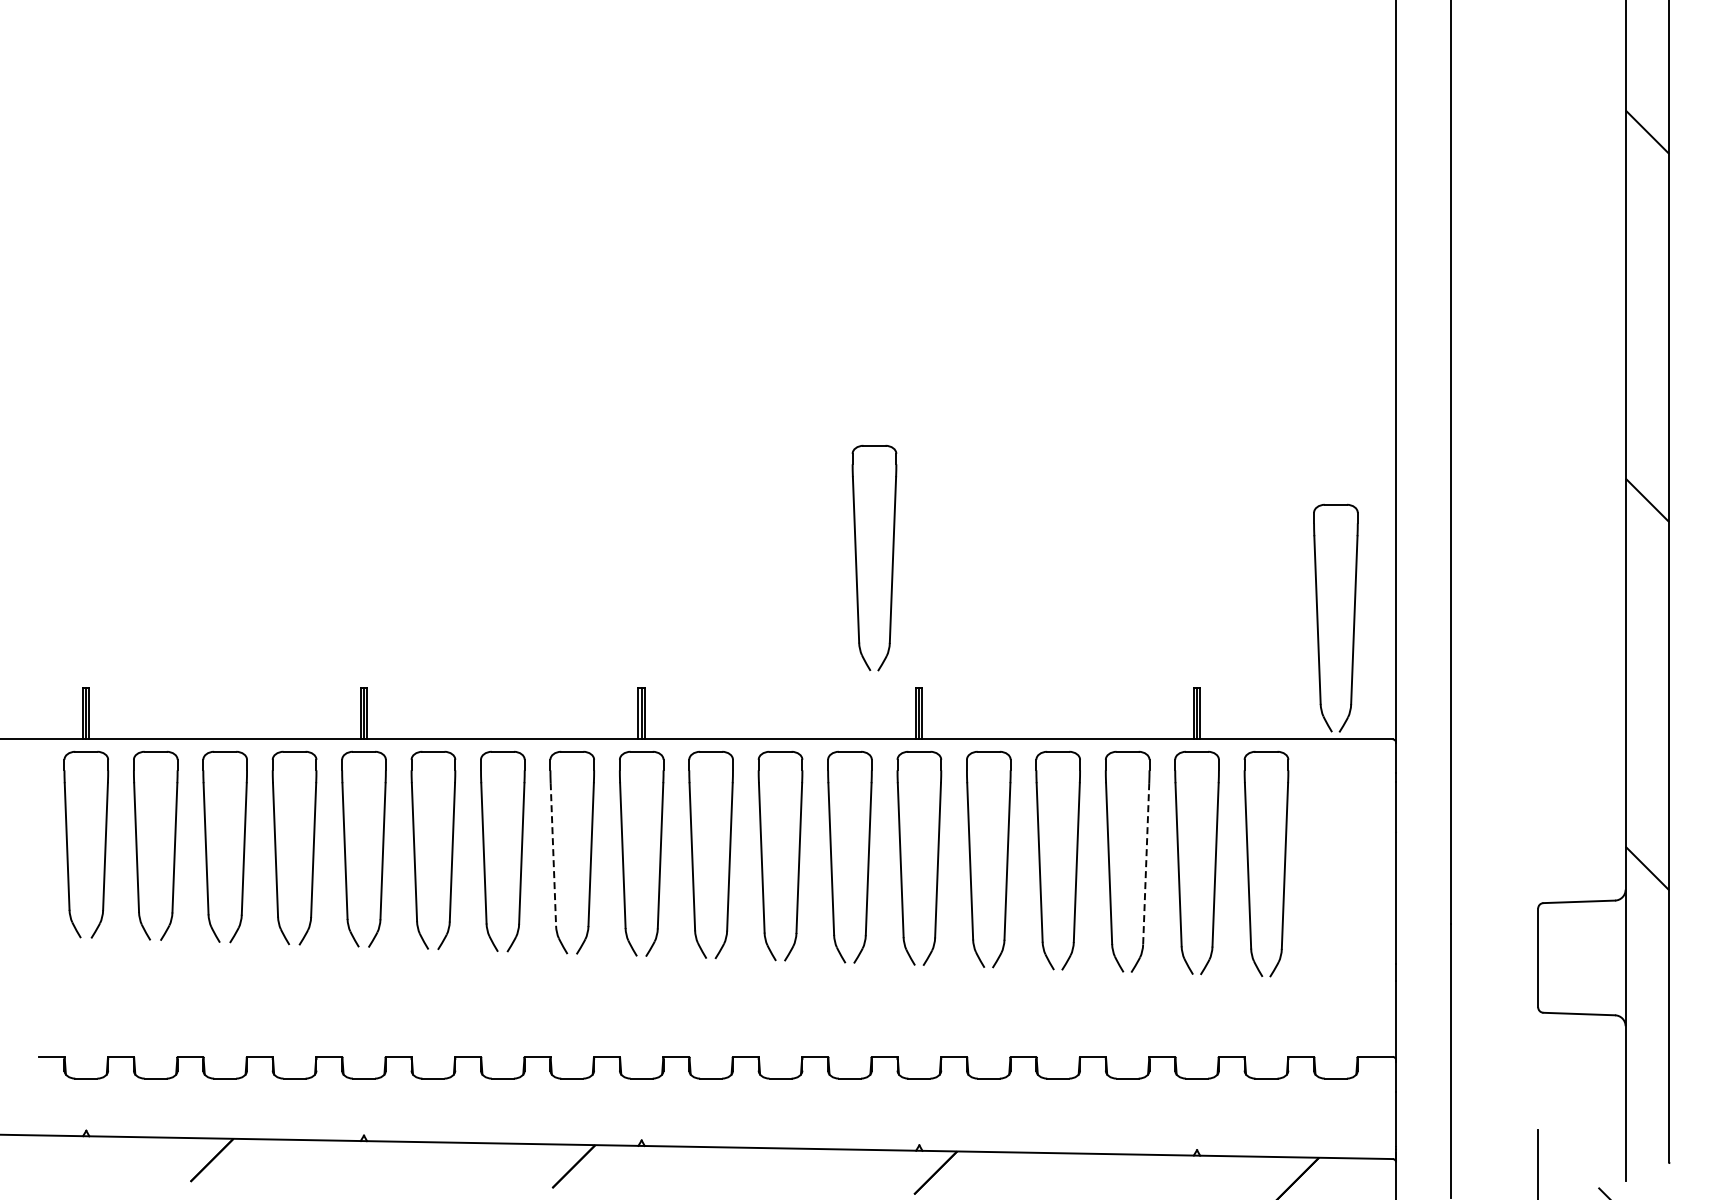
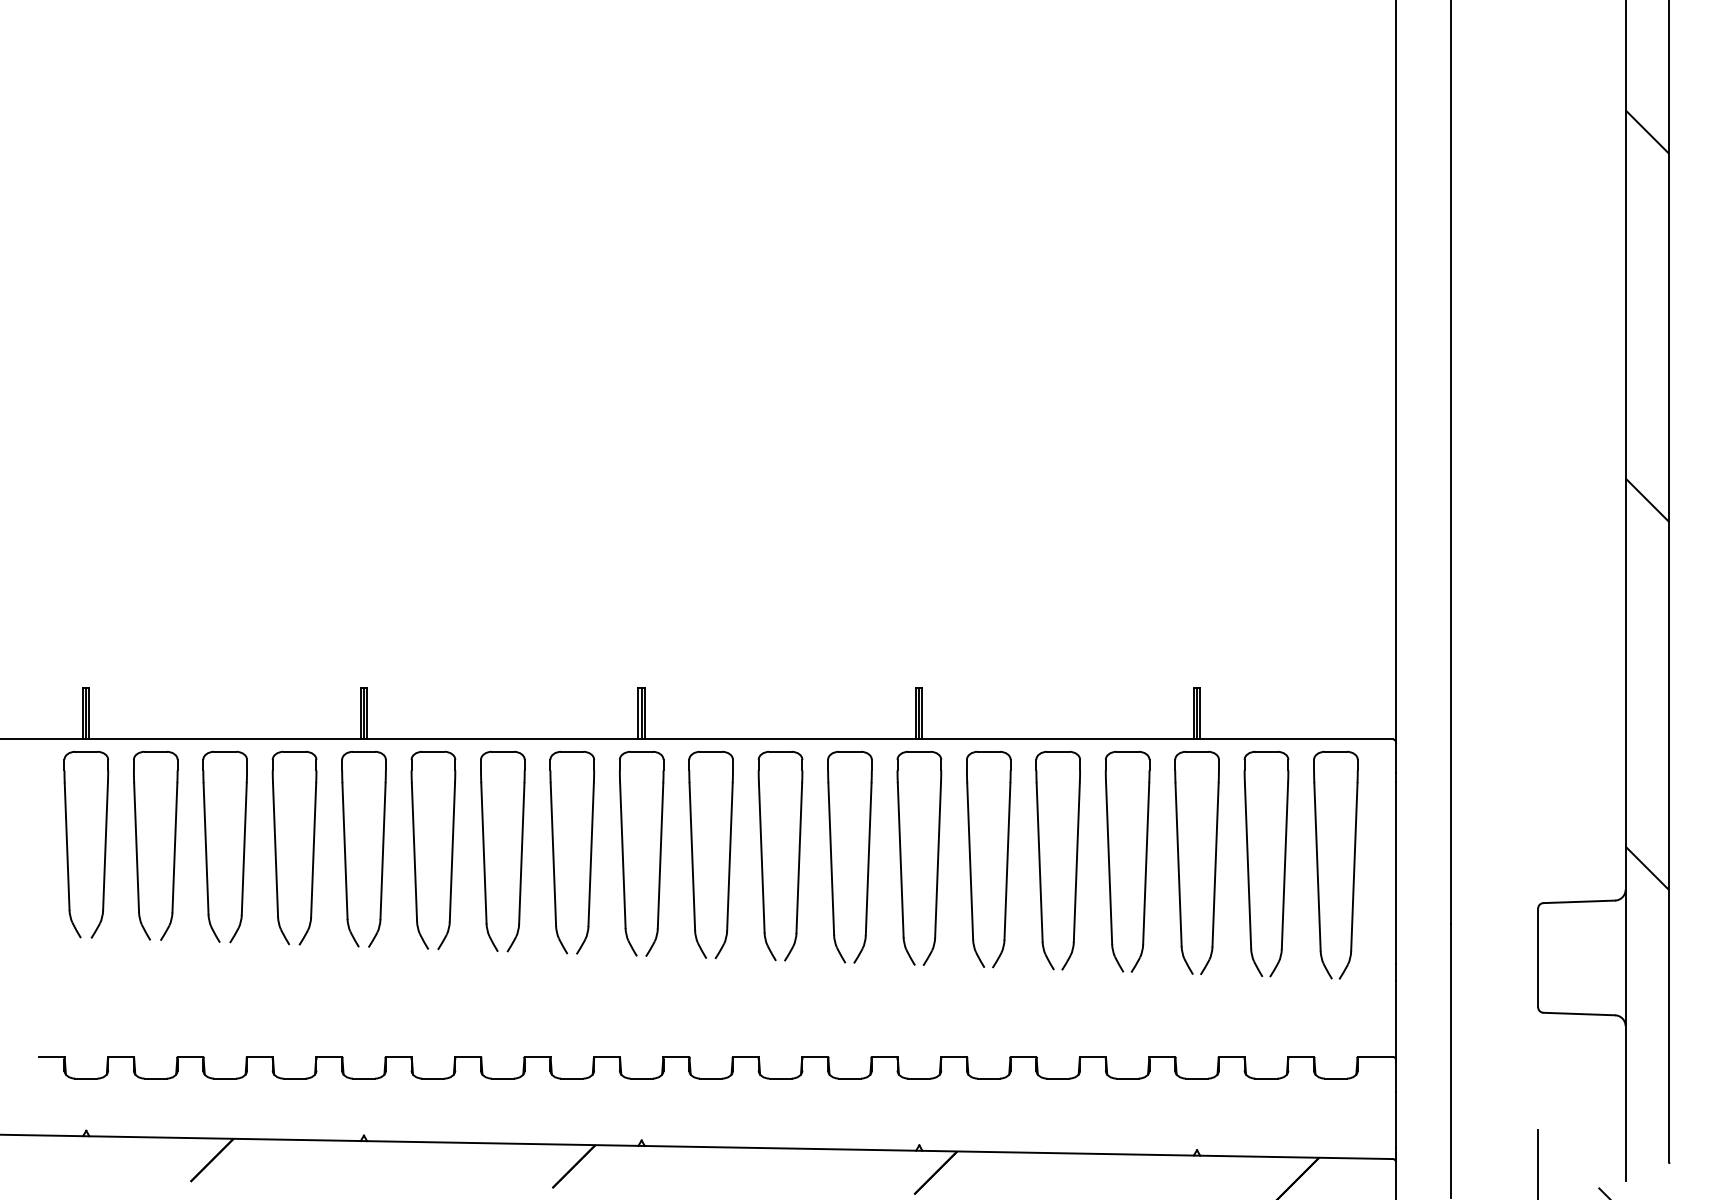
part: present -> none (857, 563)
part position: (1318, 617) -> (1318, 864) (1318, 864)
line: dashed -> solid (553, 855)
line: dashed -> solid (1146, 863)
